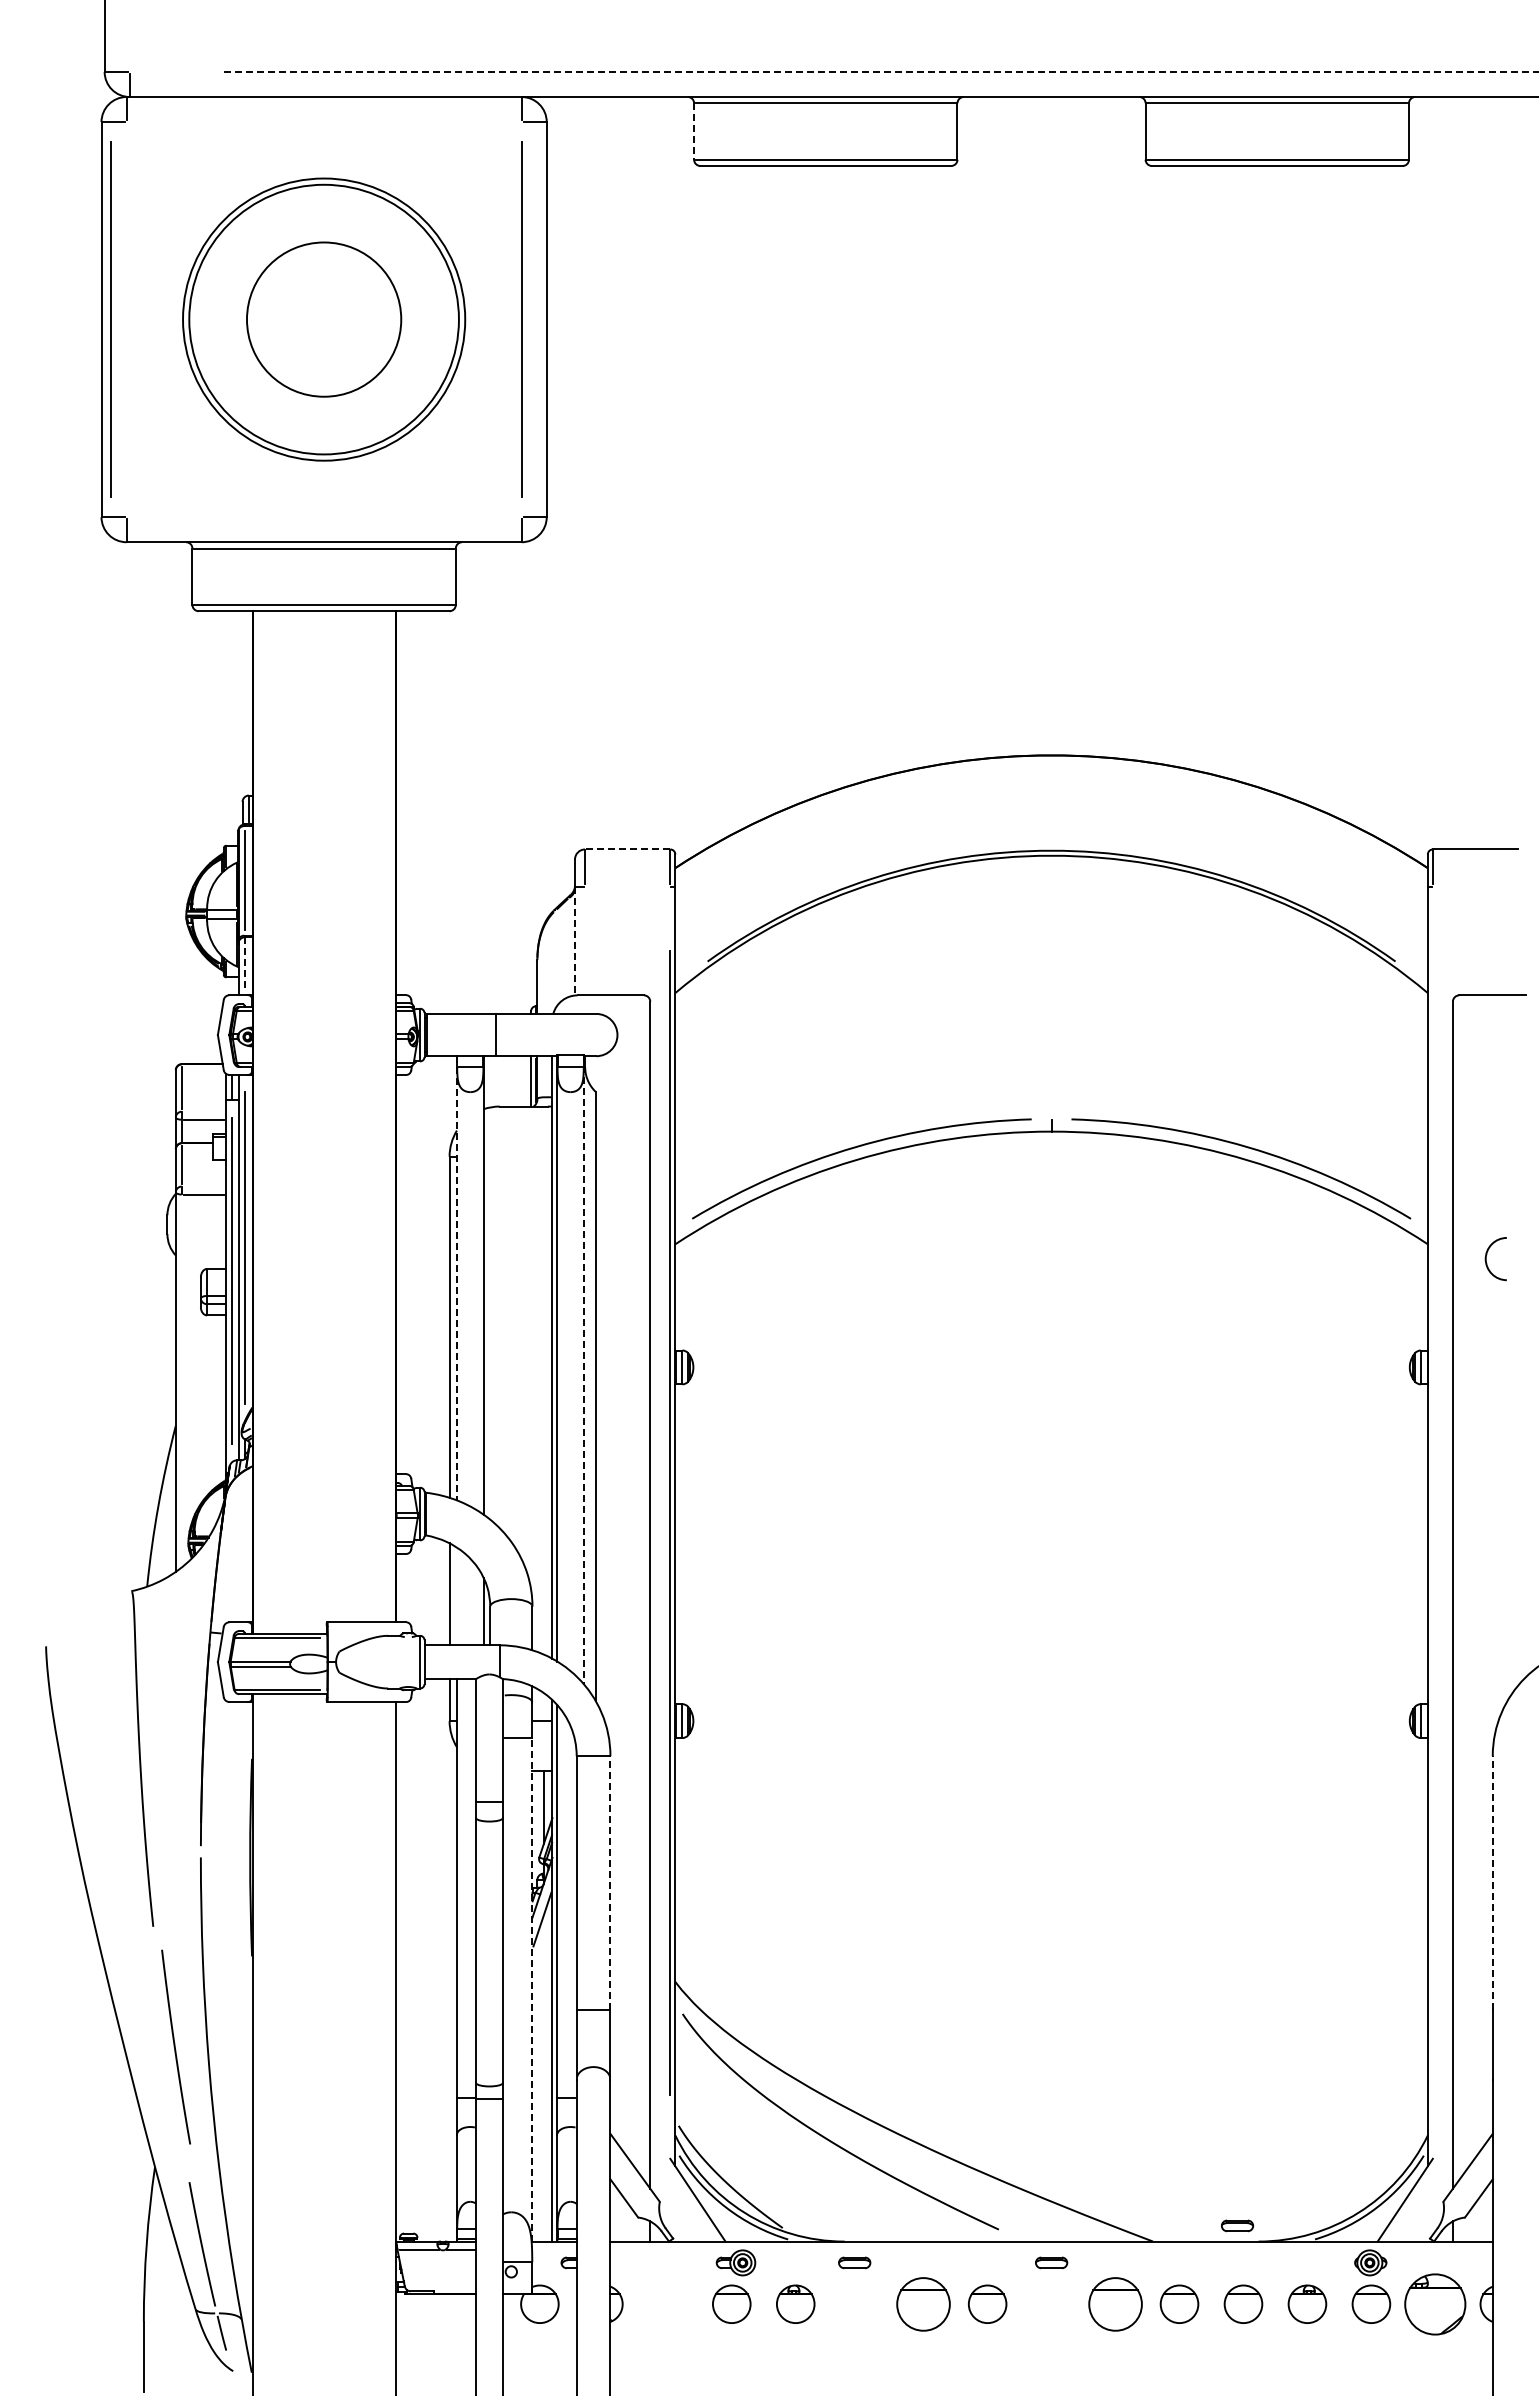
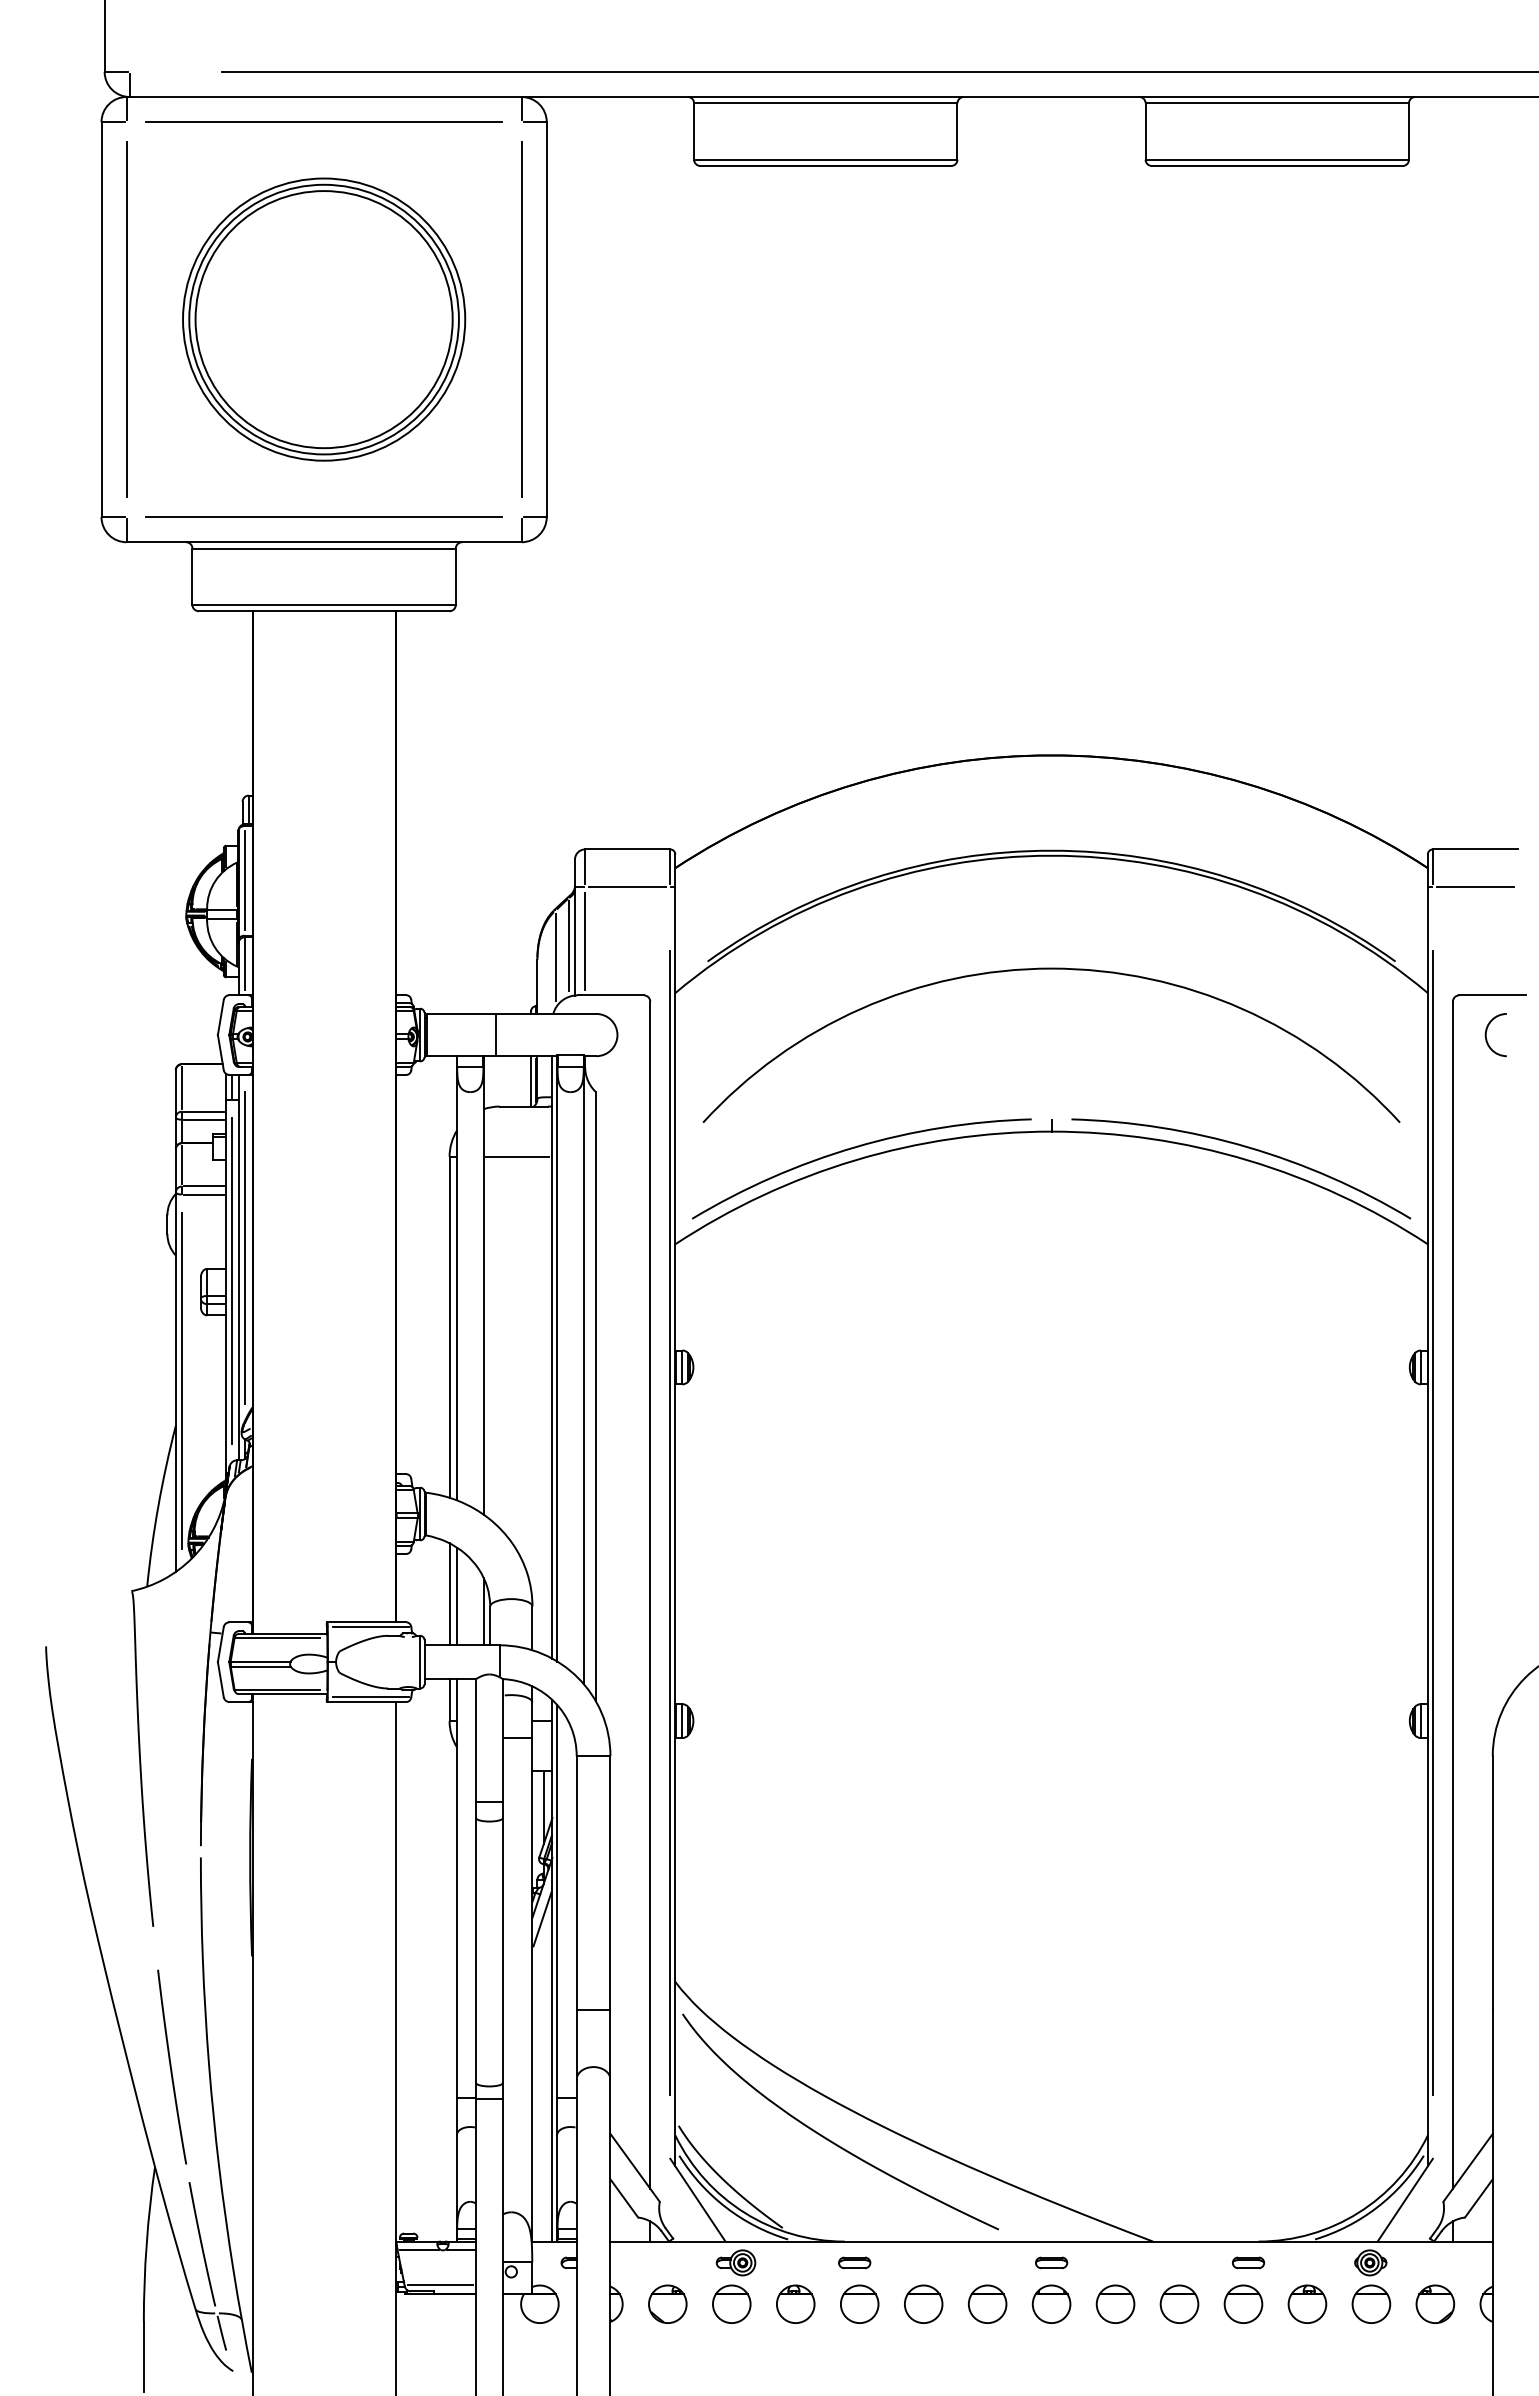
line: dashed -> solid (879, 71)
line: none -> present (323, 122)
line: dashed -> solid (694, 131)
line position: (110, 319) -> (126, 319) (126, 319)
circle diameter: 154 px -> 257 px (323, 319)
line: none -> present (323, 516)
line: dashed -> solid (627, 849)
line: none -> present (627, 887)
line: none -> present (1475, 887)
line: none -> present (585, 940)
line: dashed -> solid (575, 941)
line: none -> present (568, 945)
line: none -> present (556, 957)
line: dashed -> solid (244, 964)
arc: none -> present (1051, 969)
line: none -> present (203, 1111)
line: none -> present (517, 1156)
line: none -> present (203, 1186)
arc position: (1487, 1263) -> (1487, 1039) (1487, 1039)
line: dashed -> solid (456, 1278)
line: dashed -> solid (584, 1369)
line: none -> present (182, 1380)
line: none -> present (1432, 1522)
line: none -> present (456, 1596)
line: none -> present (370, 1627)
line: none -> present (370, 1697)
line: dashed -> solid (610, 1883)
line: dashed -> solid (1492, 1883)
line: dashed -> solid (532, 1989)
curve position: (175, 2046) -> (171, 2066) (171, 2066)
part position: (1237, 2225) -> (1248, 2262) (1248, 2262)
line: none -> present (440, 2285)
part: none -> present (667, 2303)
part: none -> present (859, 2303)
part: none -> present (1051, 2303)
part size: 55x55 px -> 40x40 px (923, 2303)
part size: 55x55 px -> 41x40 px (1115, 2303)
part size: 63x63 px -> 41x40 px (1435, 2303)
